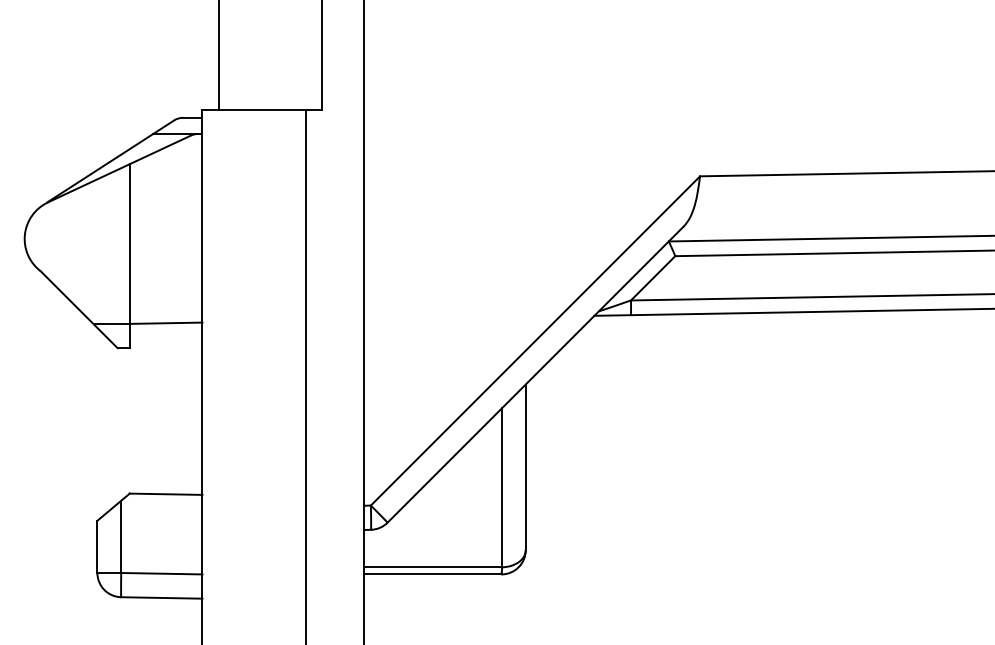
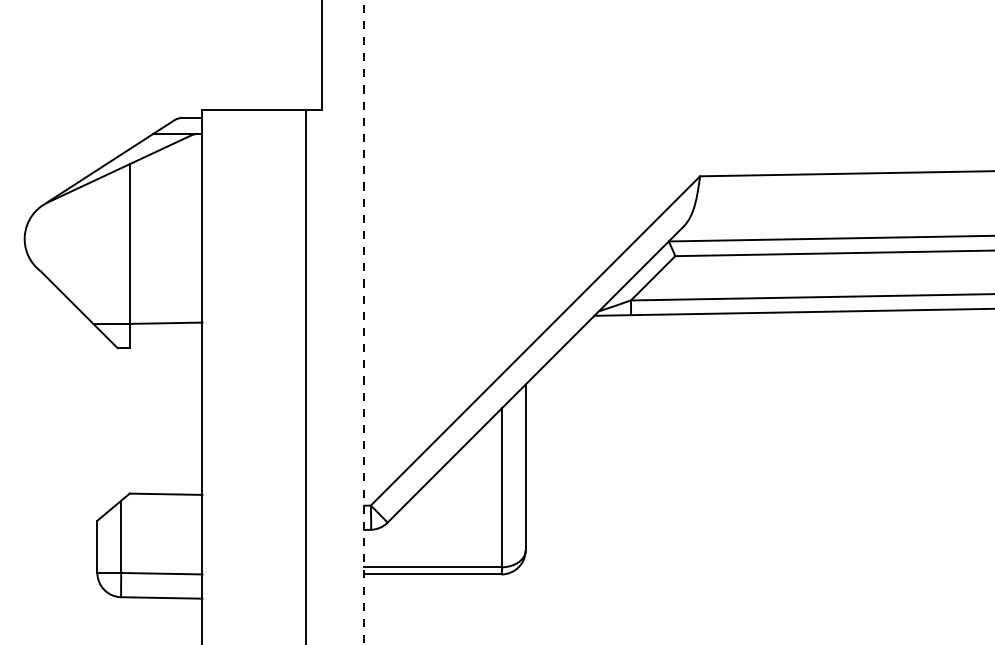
line: present -> none (218, 55)
line: solid -> dashed (364, 322)
